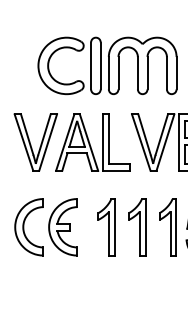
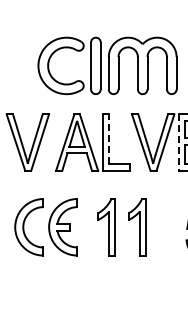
line: solid -> dashed (108, 139)
part position: (35, 142) -> (27, 142) (27, 142)
line: solid -> dashed (178, 143)
part: present -> none (167, 227)
